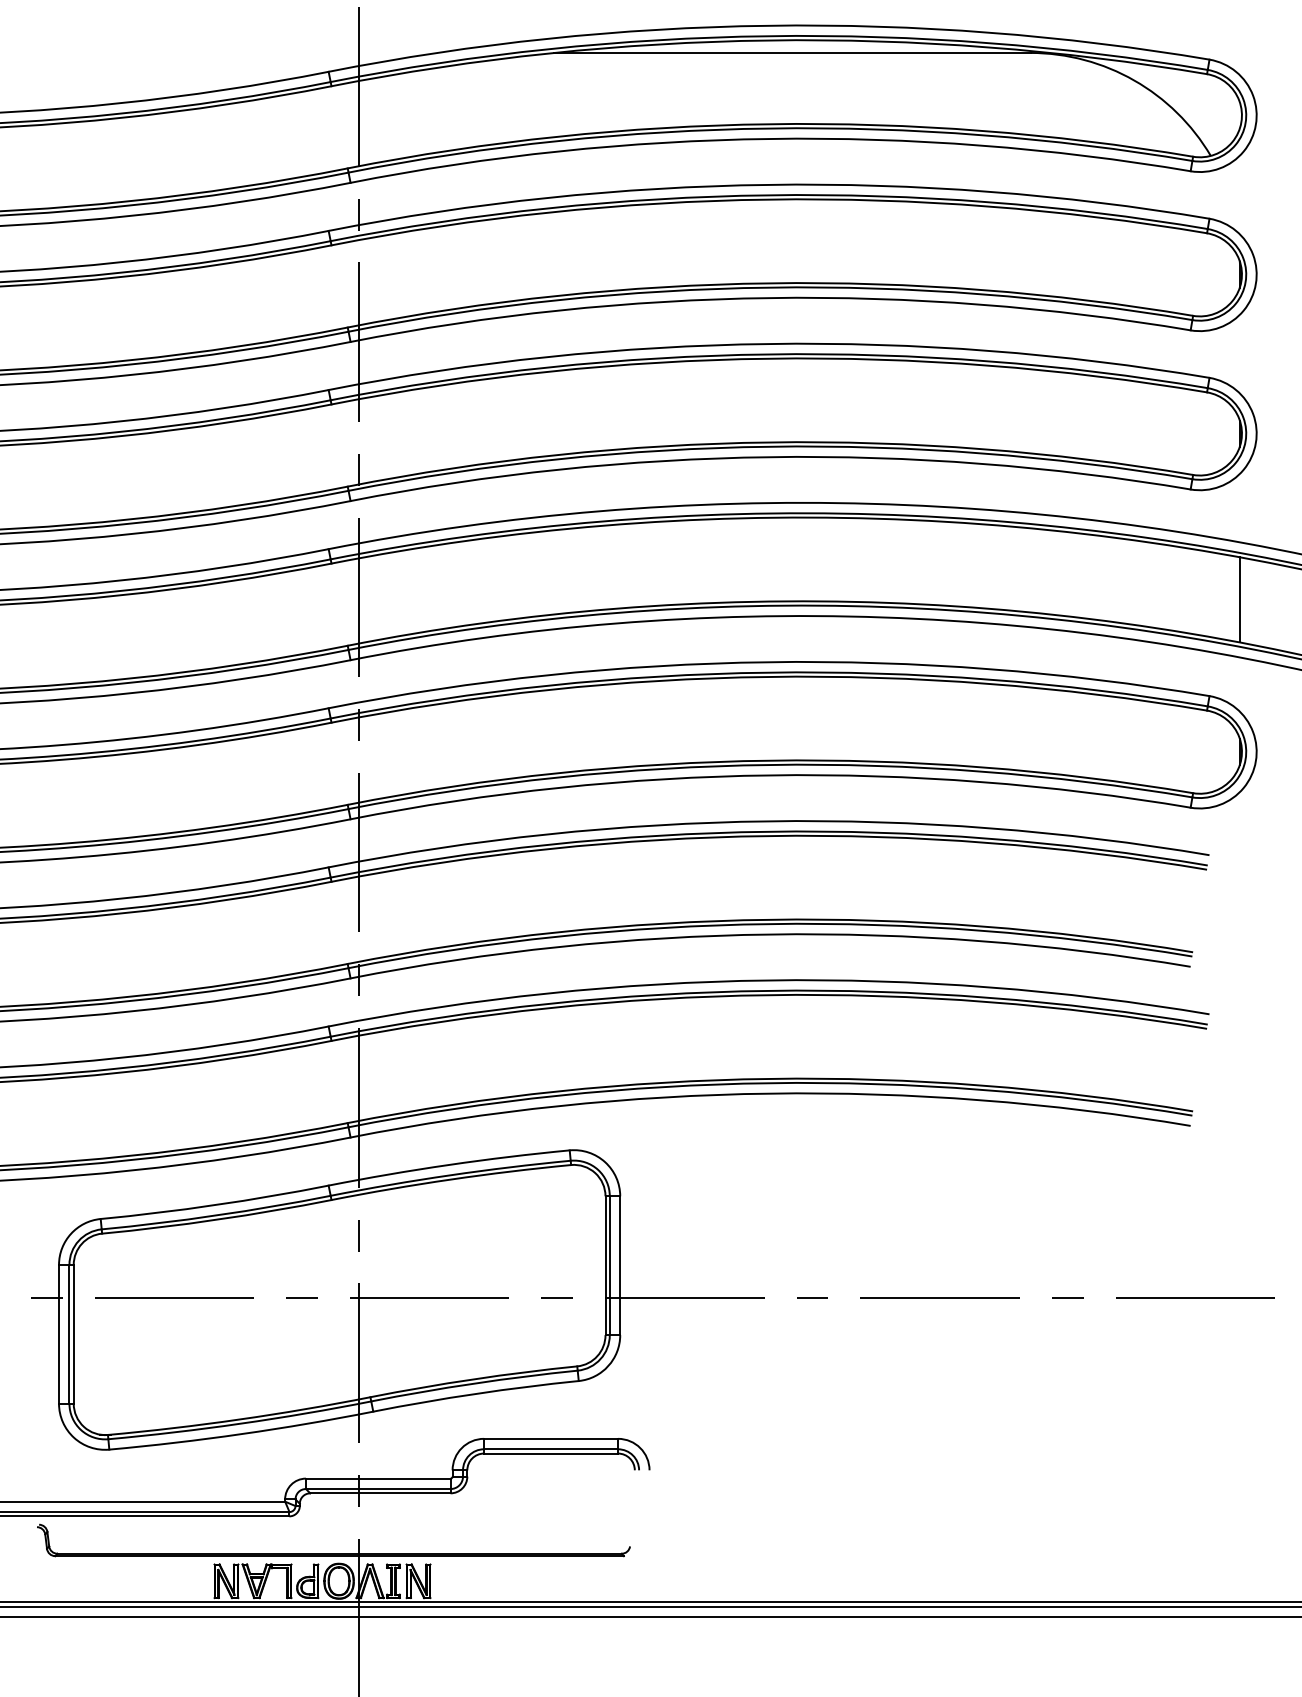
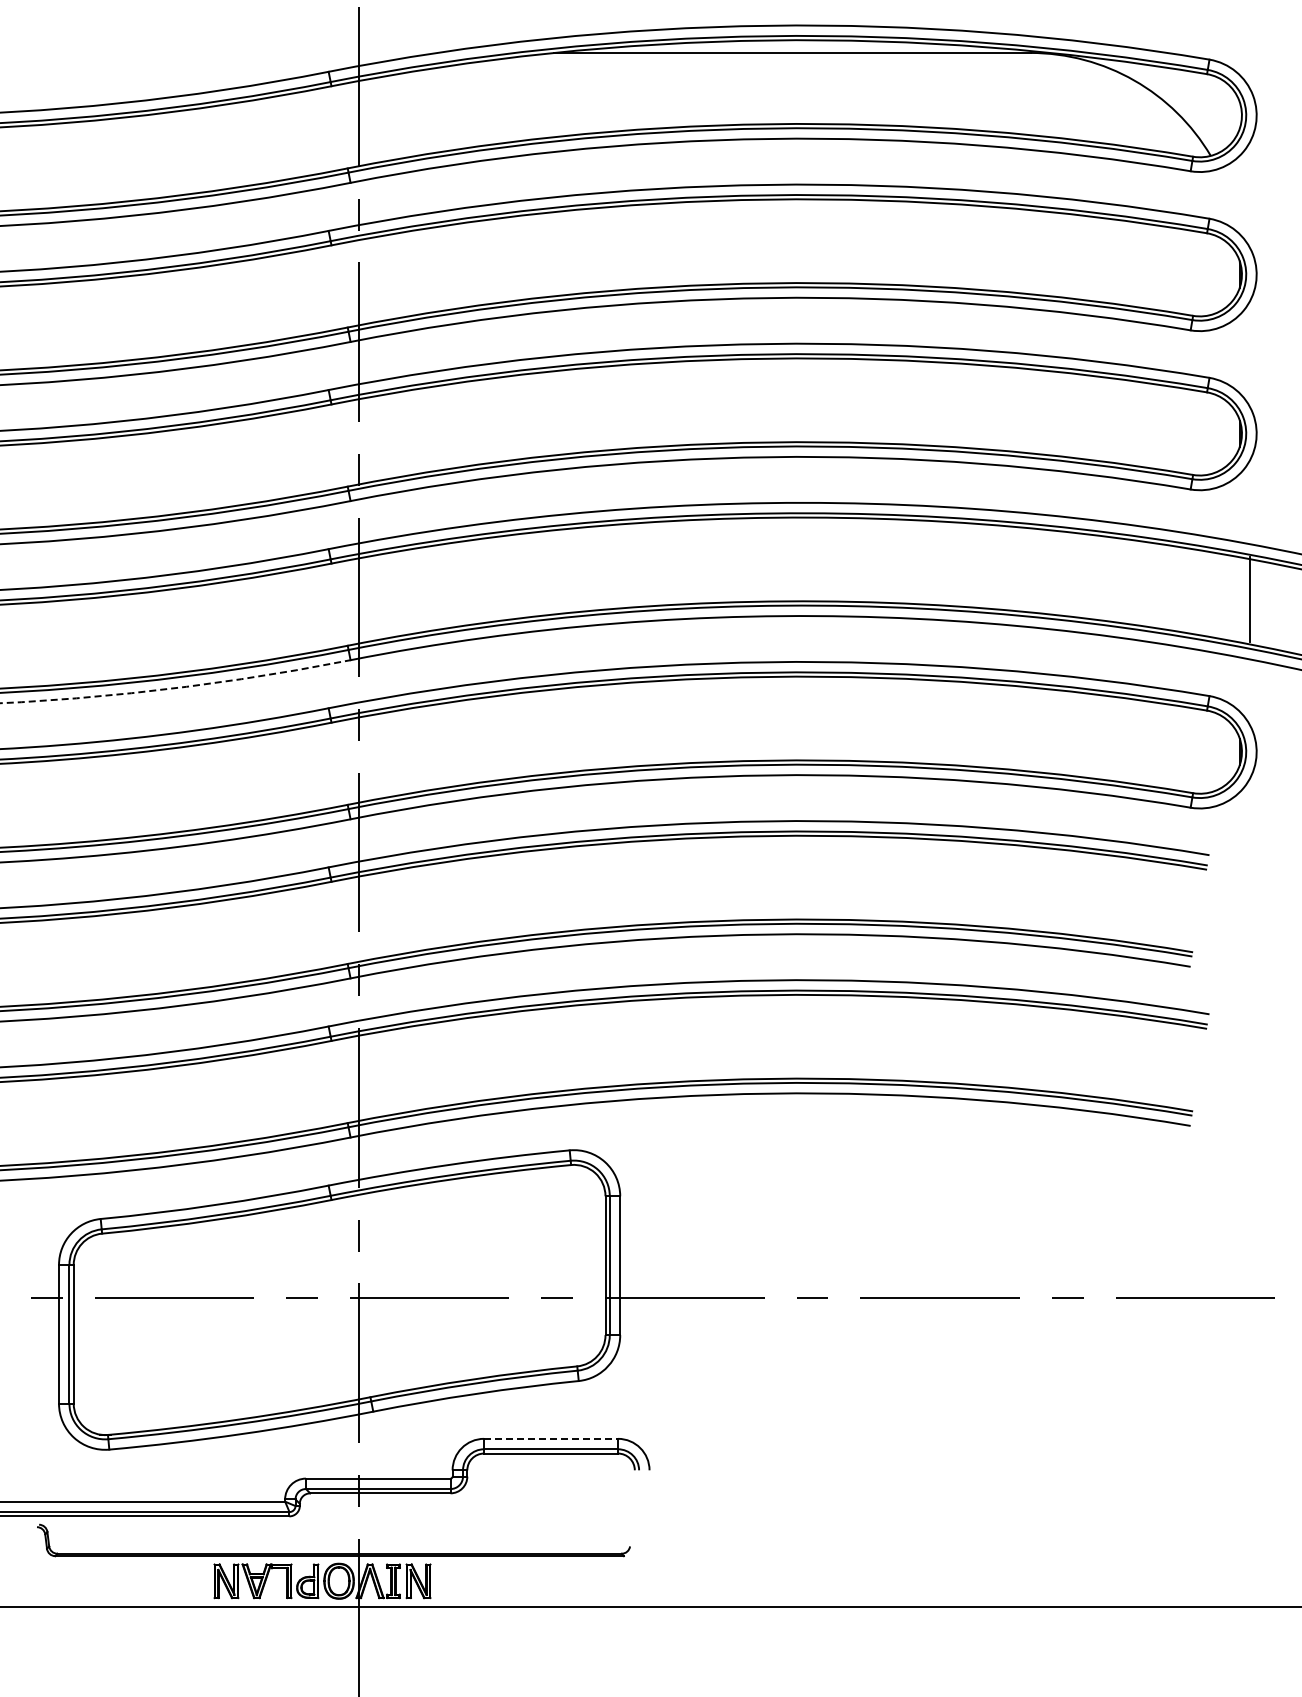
line position: (1239, 599) -> (1249, 599) (1249, 599)
arc: solid -> dashed (176, 688)
line: solid -> dashed (551, 1438)
line: present -> none (650, 1602)
line: present -> none (650, 1616)
